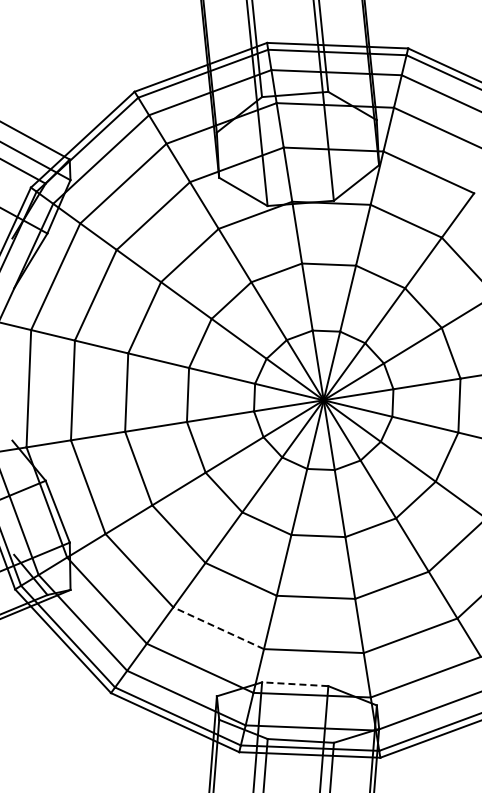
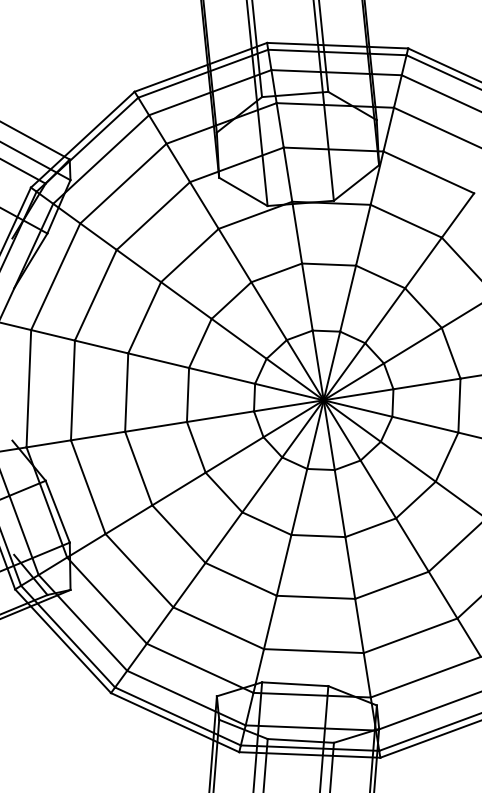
line: dashed -> solid (218, 628)
line: dashed -> solid (294, 684)
